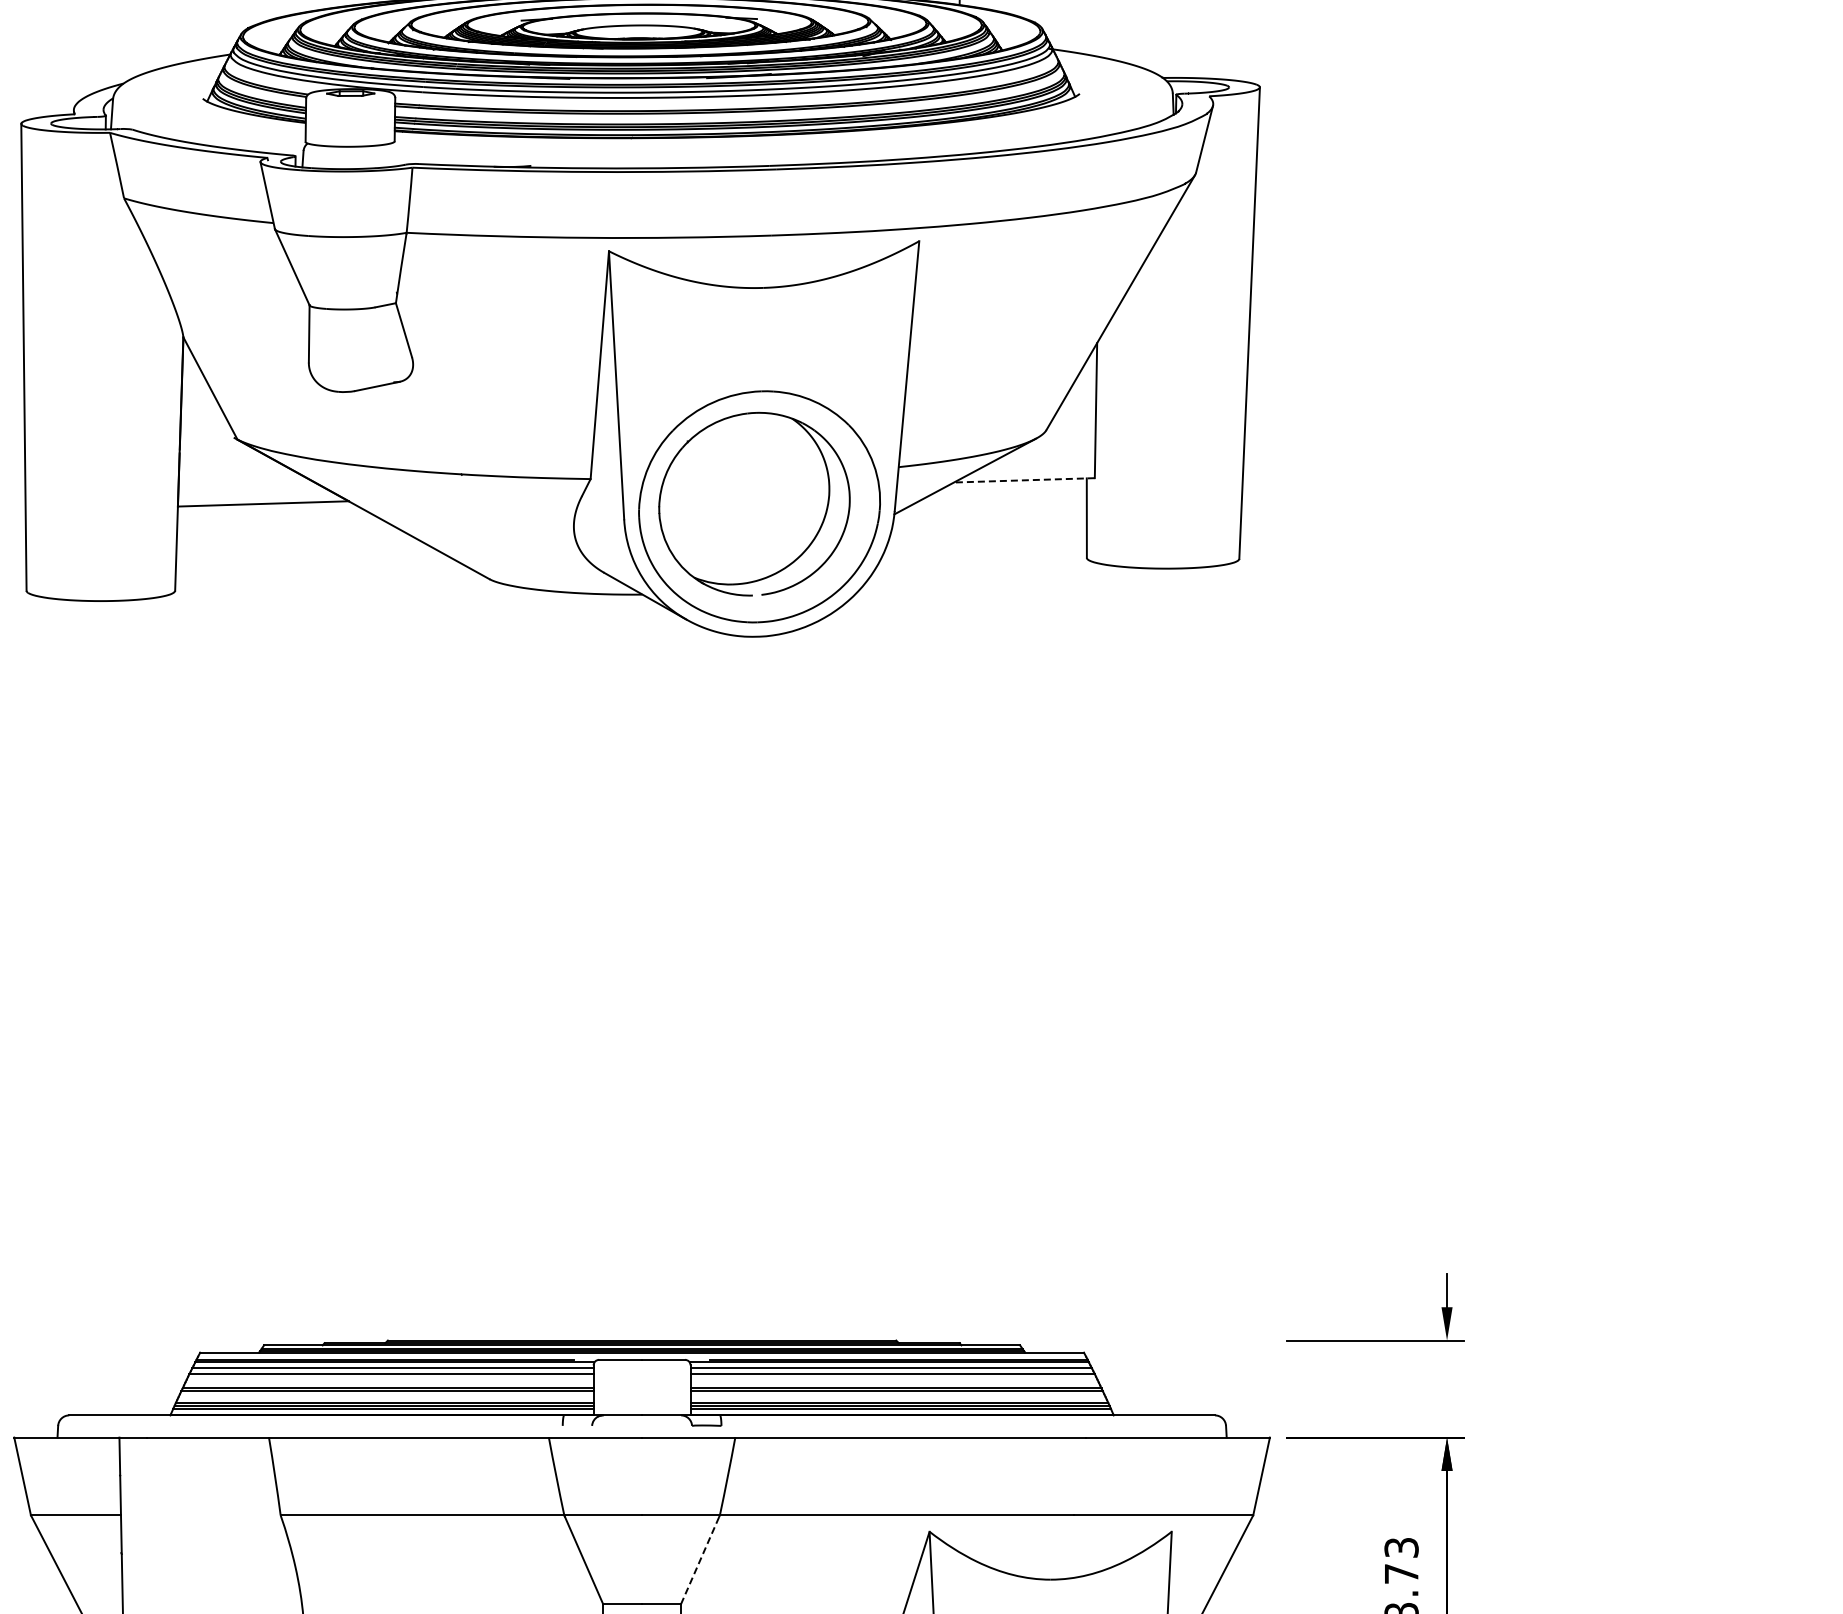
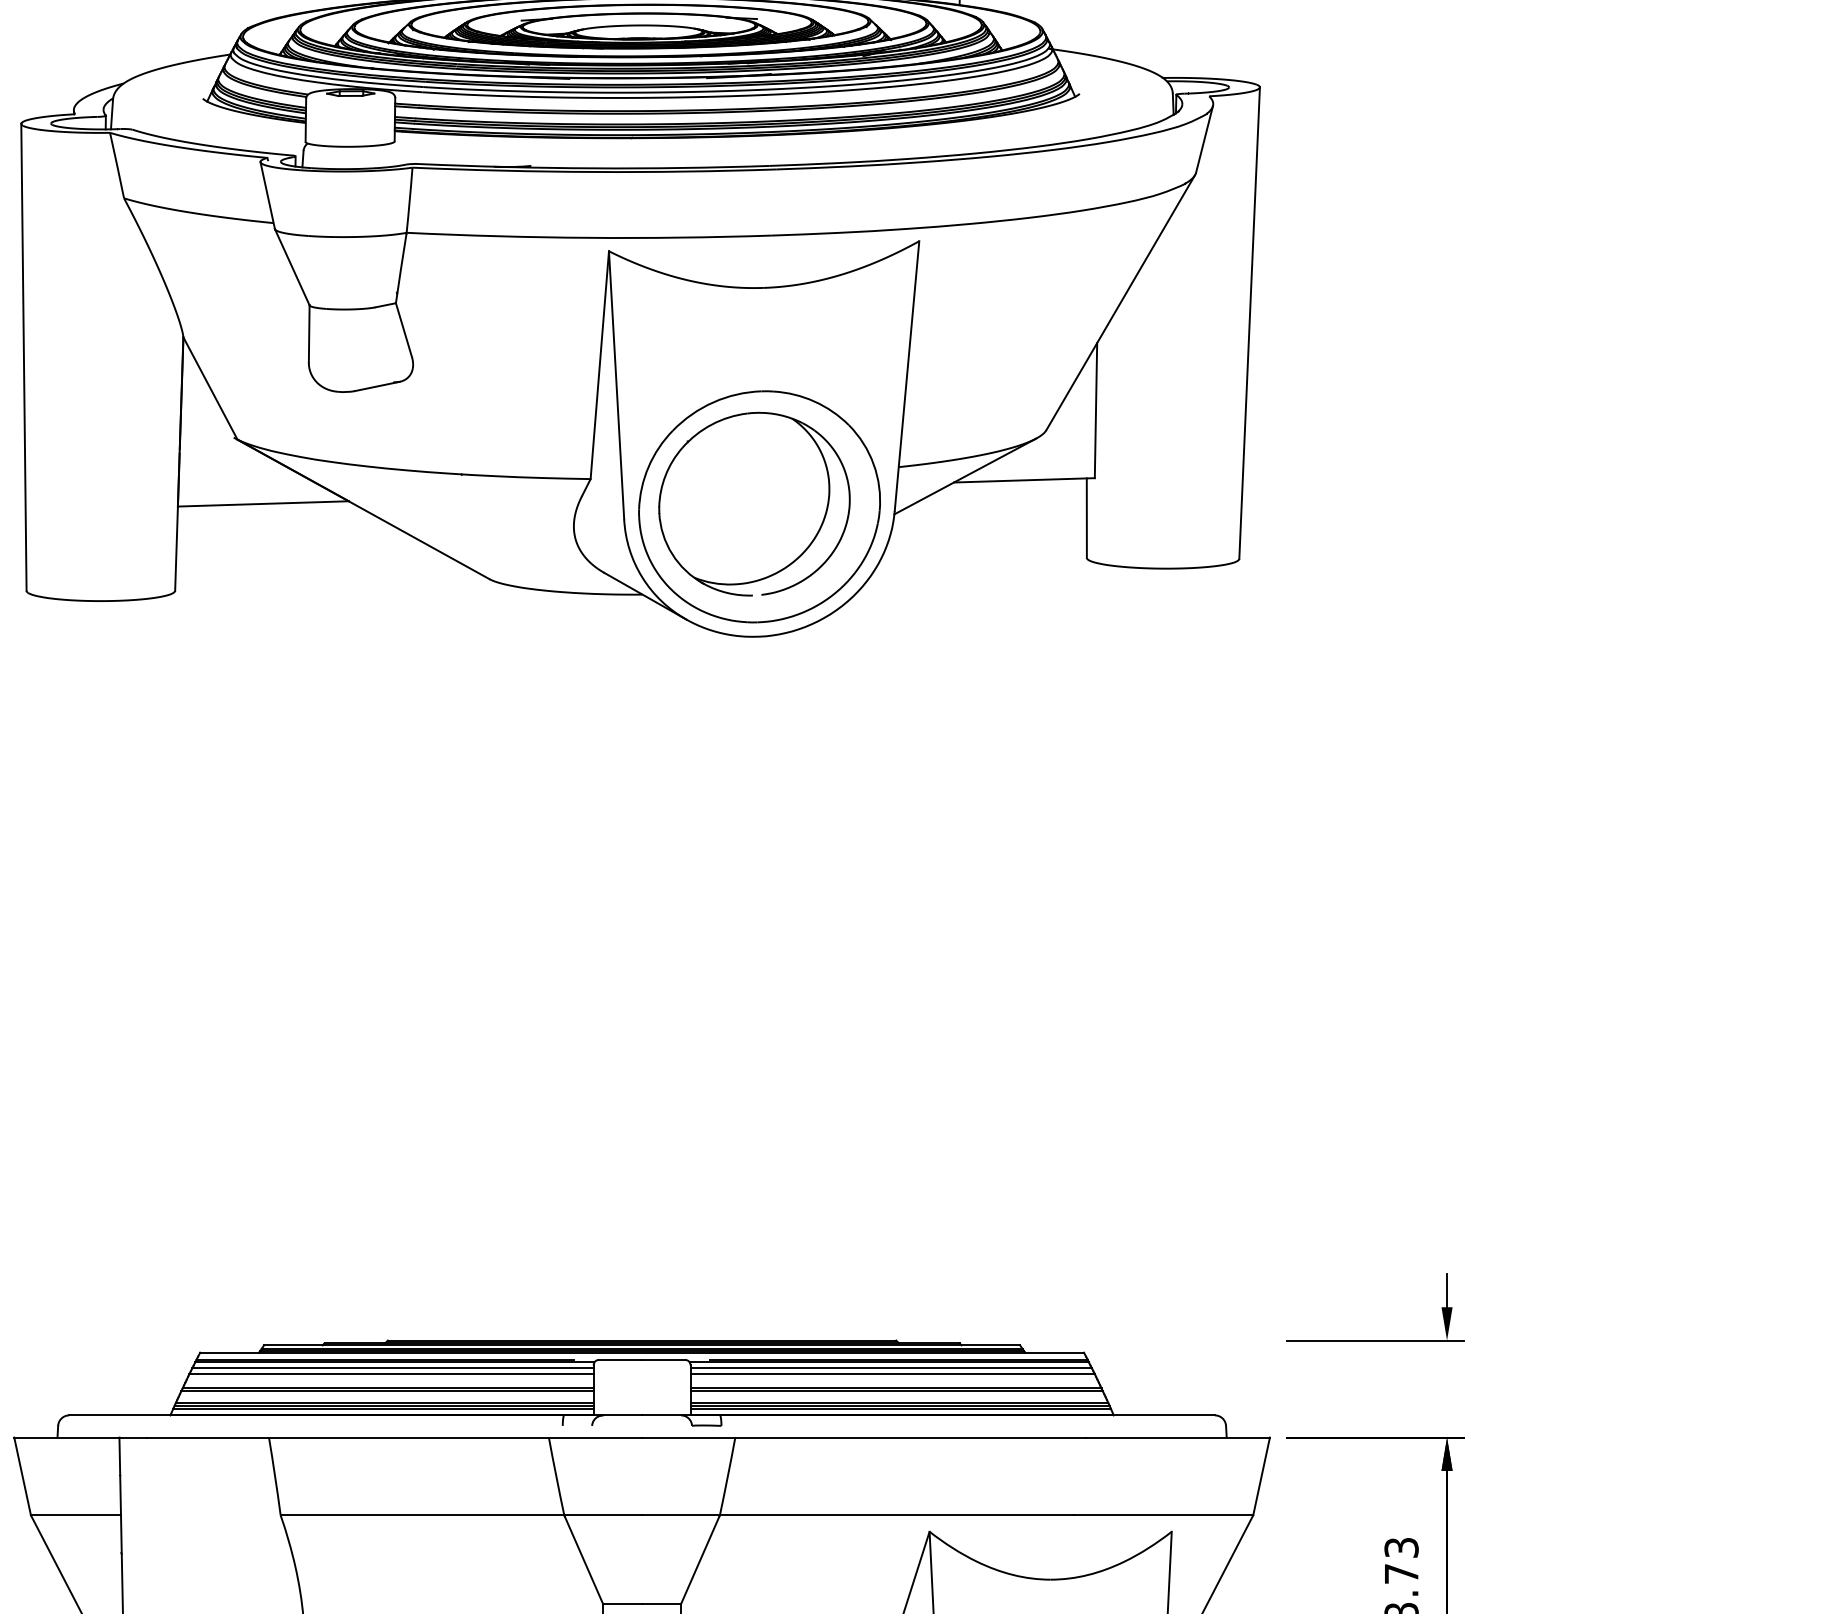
line: dashed -> solid (1023, 480)
line: dashed -> solid (700, 1560)
